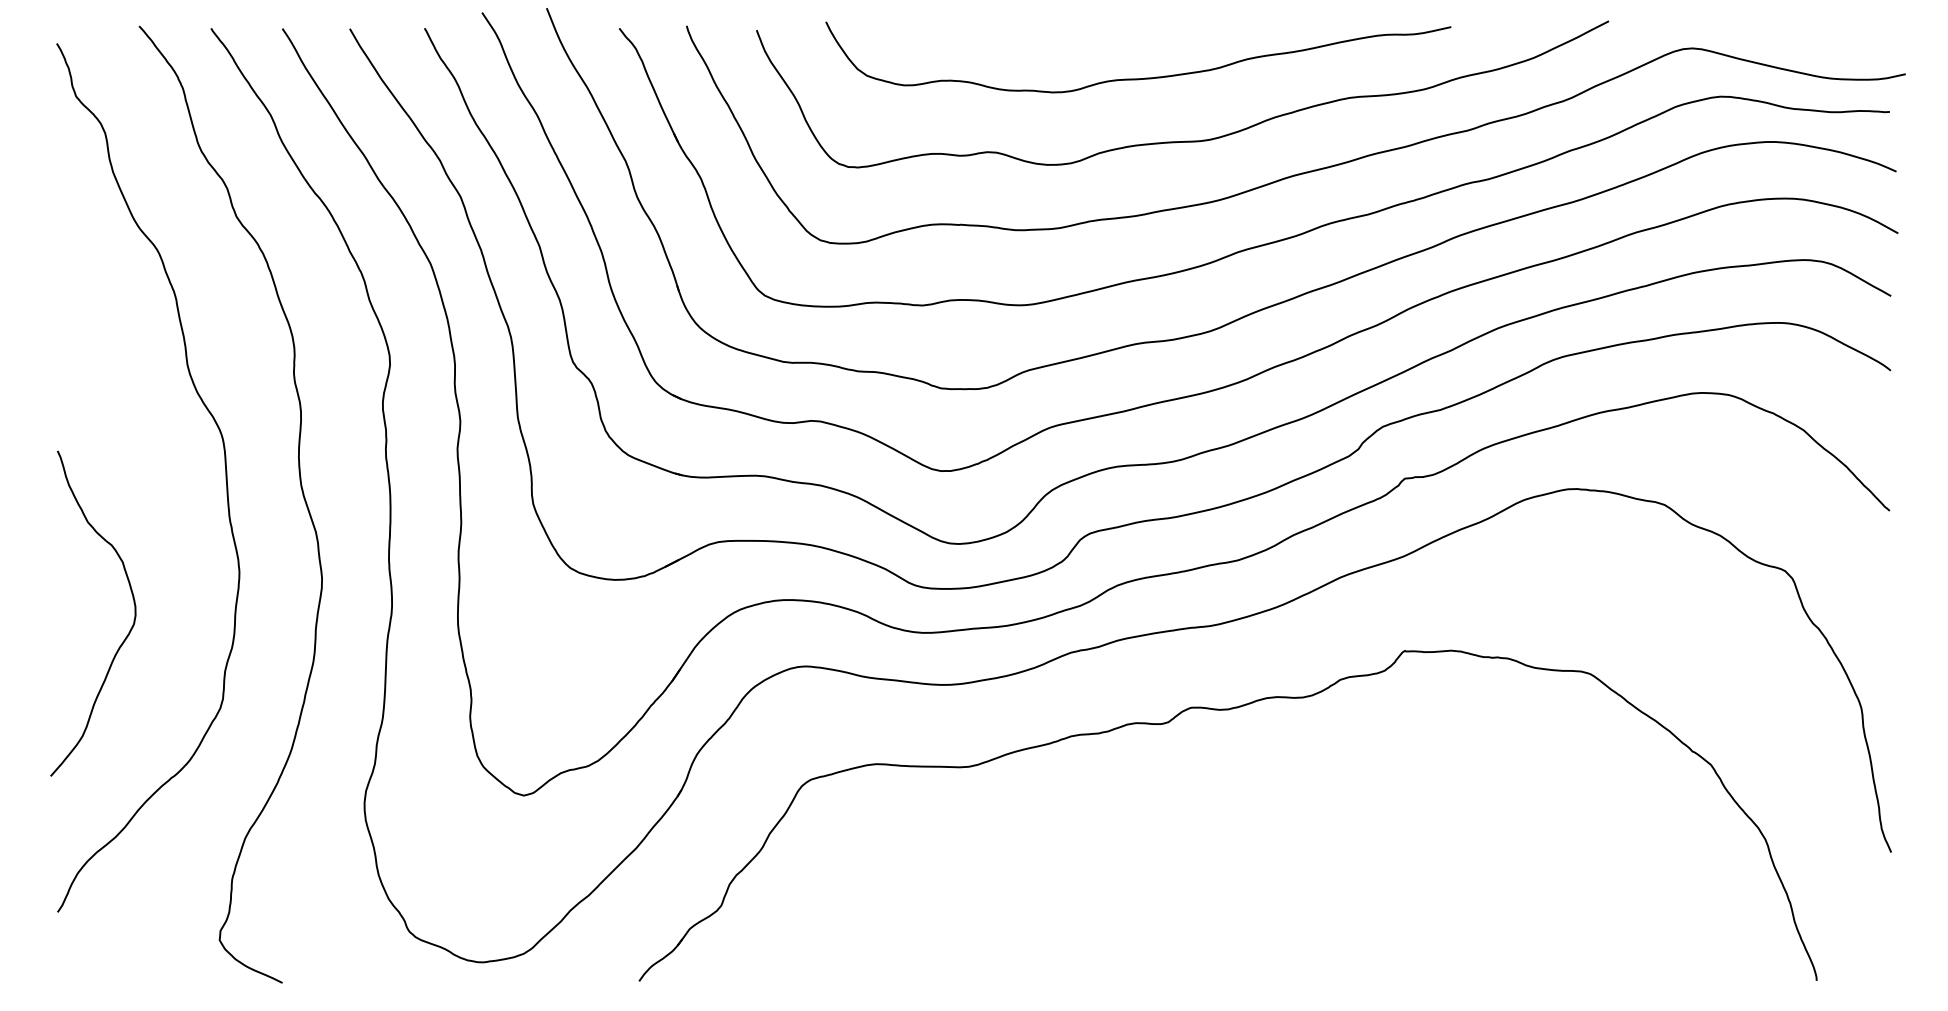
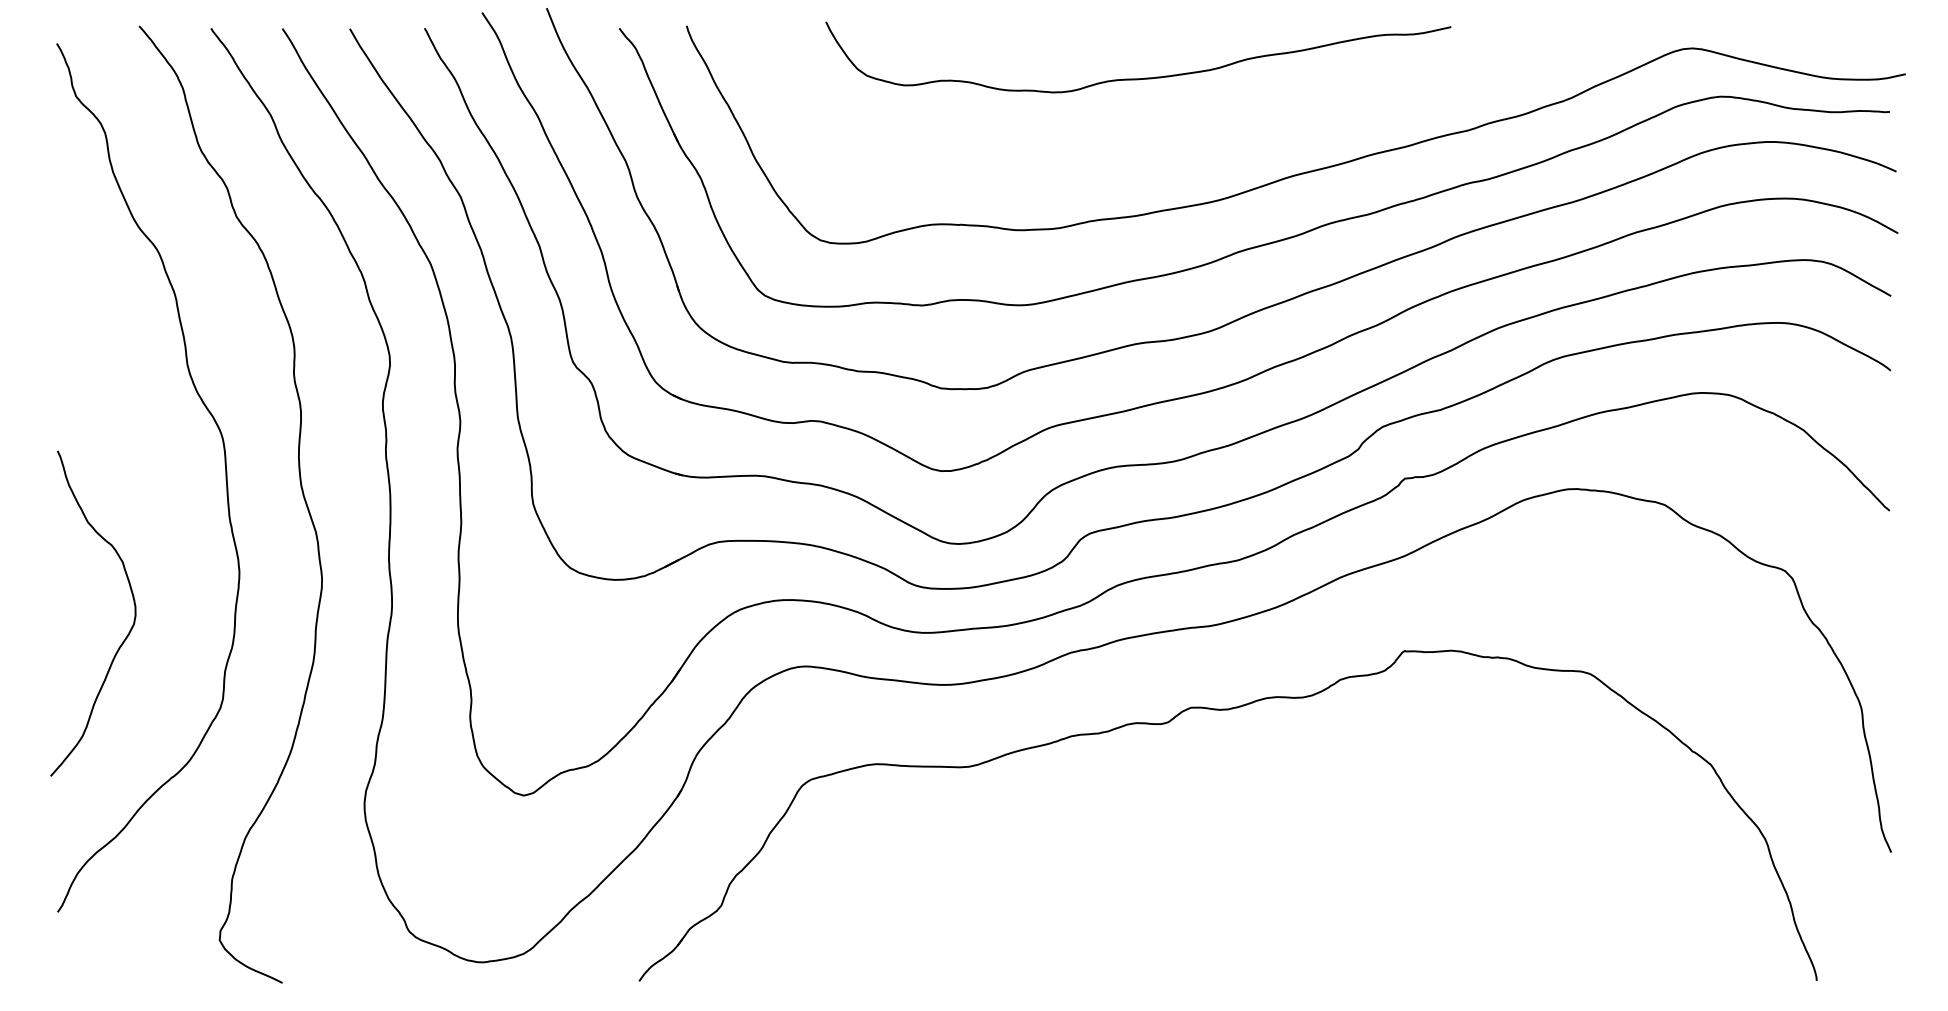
curve: present -> none (1186, 140)
